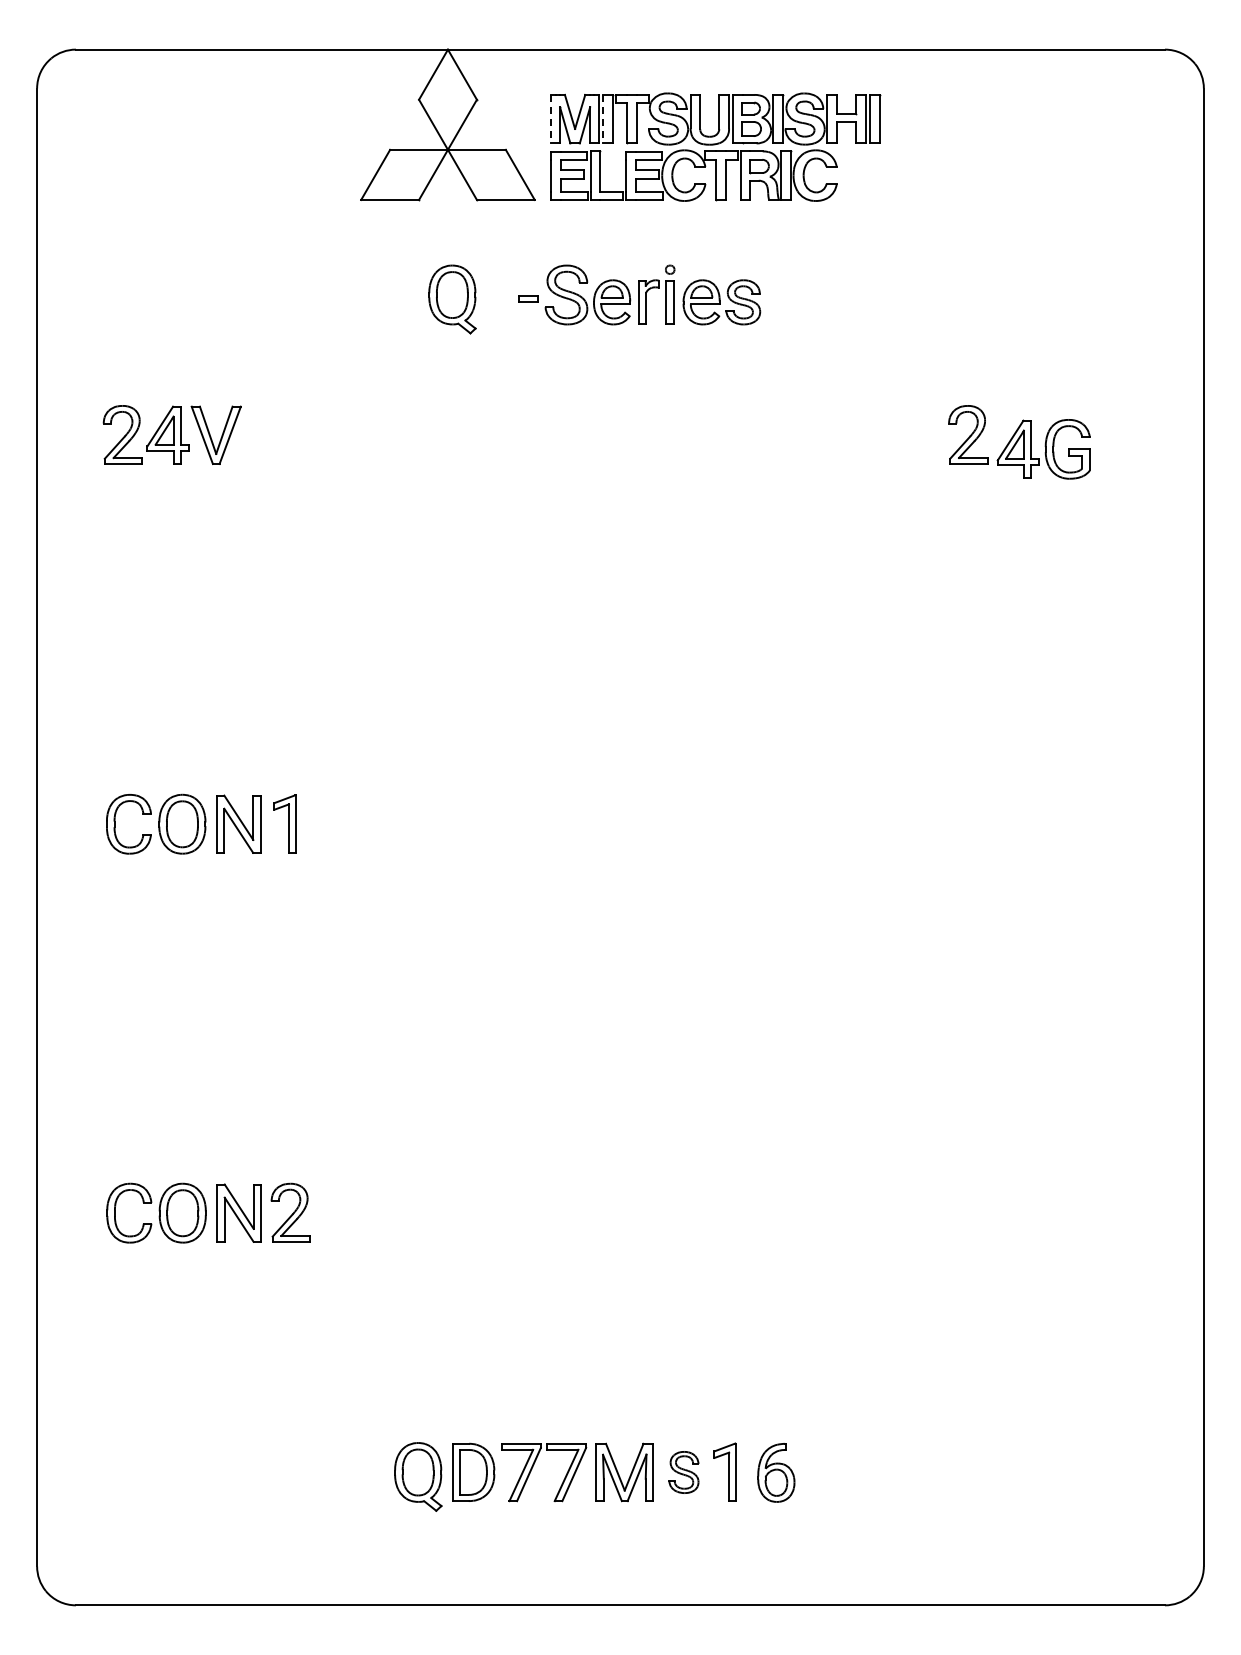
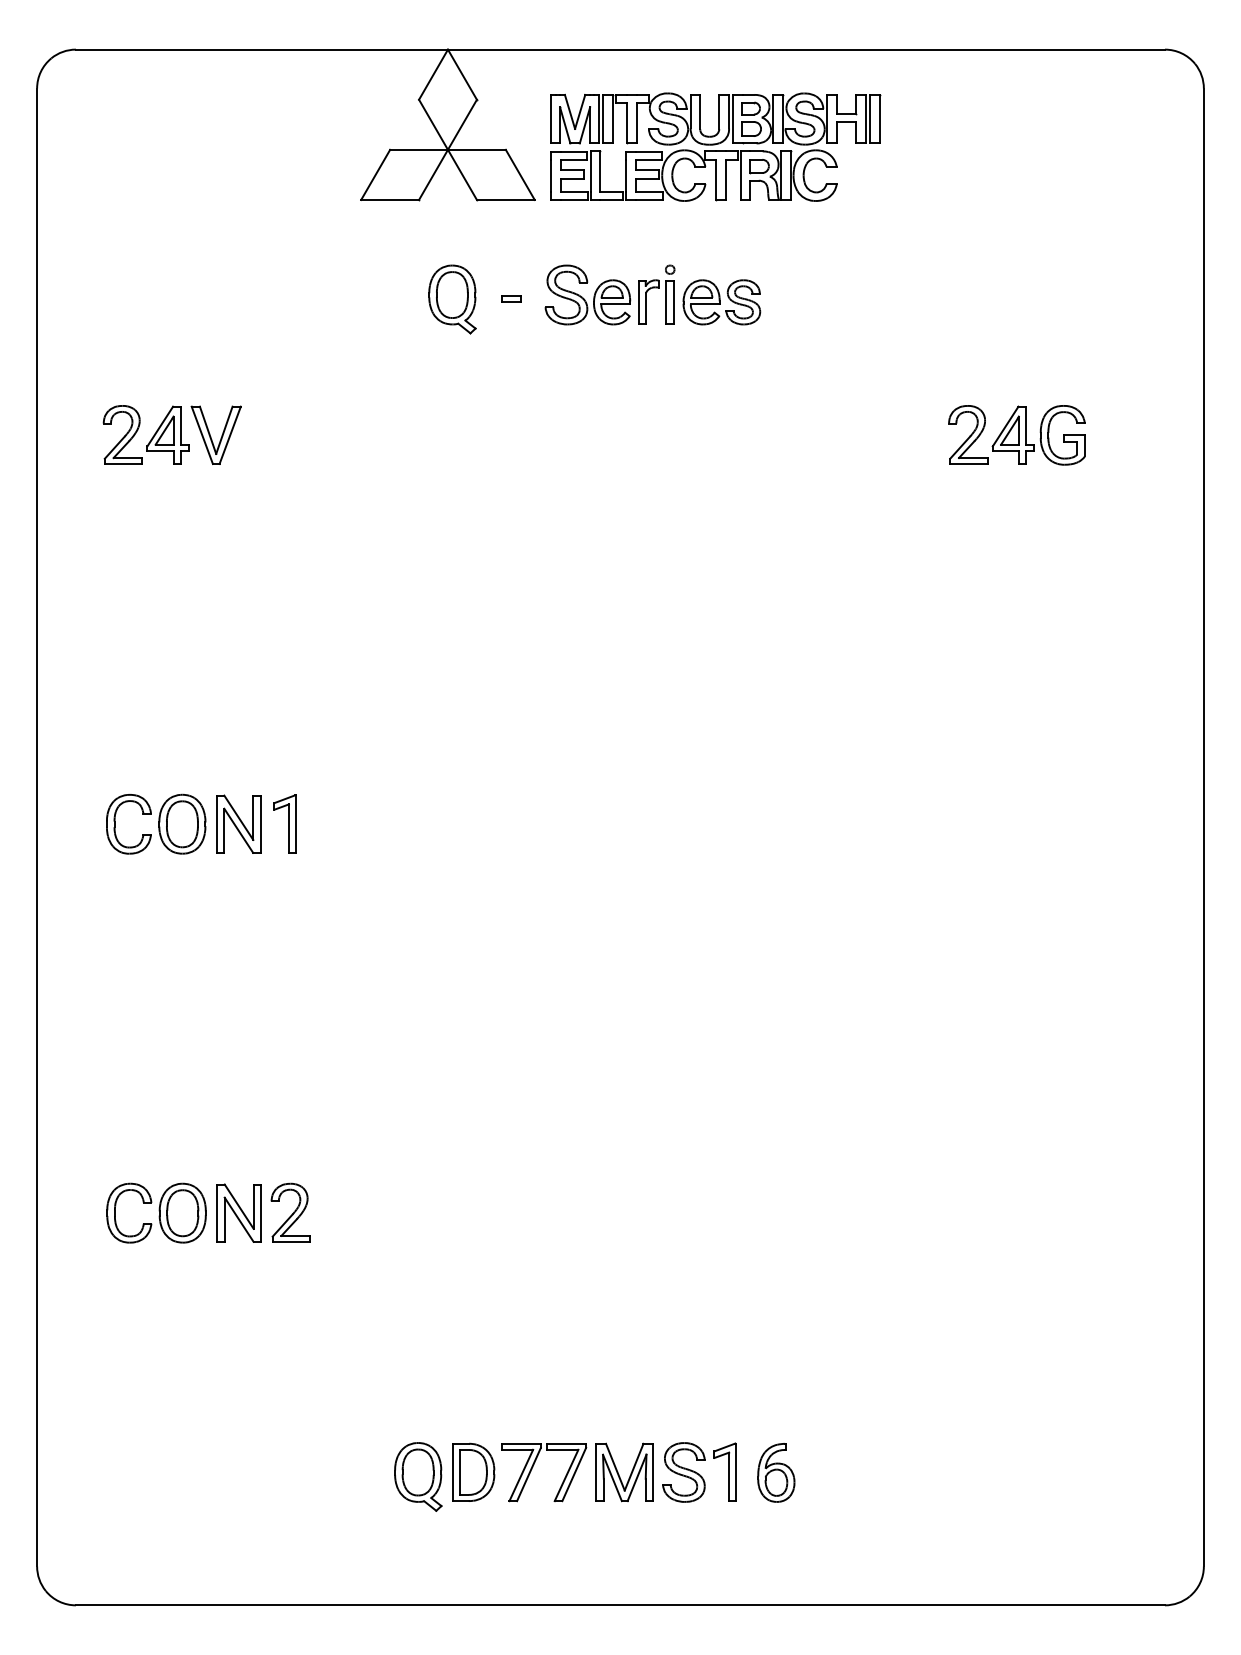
line: dashed -> solid (550, 119)
line: dashed -> solid (603, 119)
part position: (528, 298) -> (511, 298) (511, 298)
part position: (1043, 449) -> (1038, 435) (1038, 435)
part size: 32x43 px -> 44x61 px (683, 1472)
